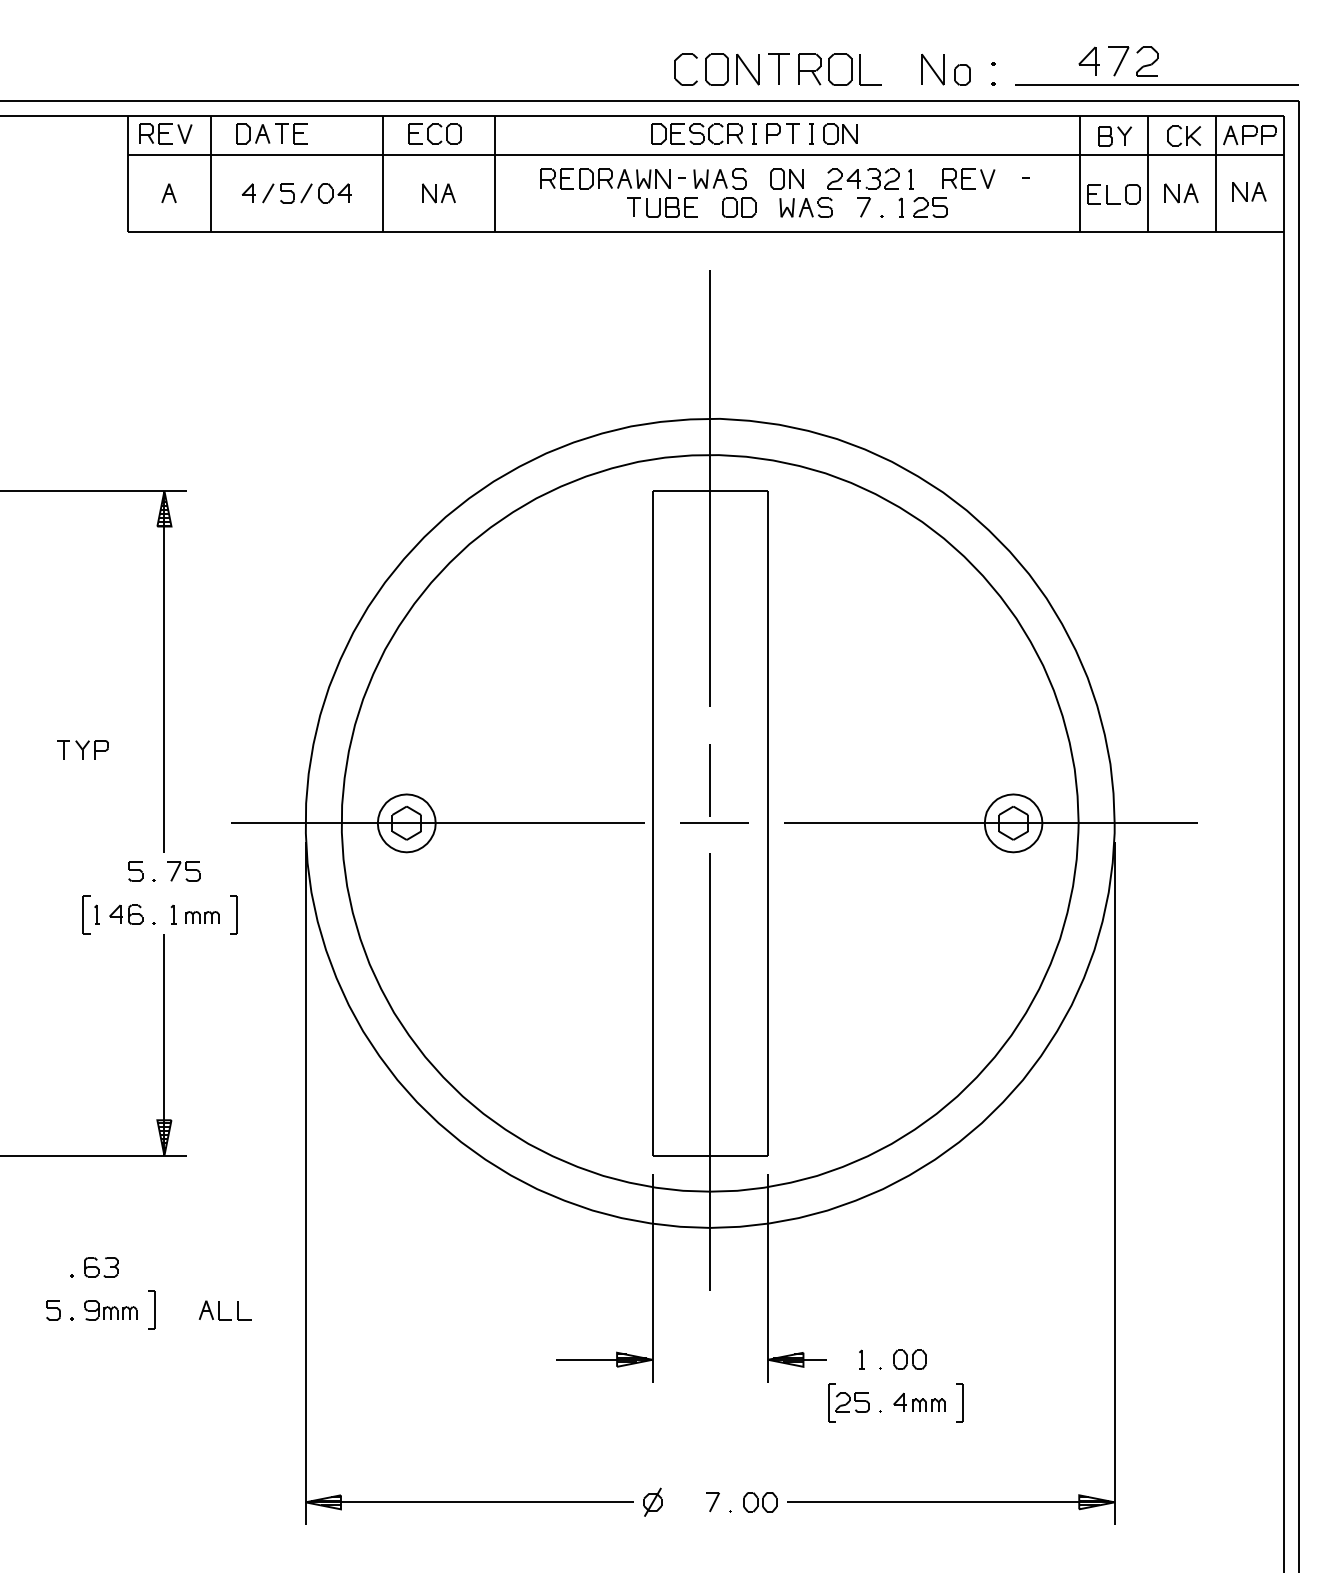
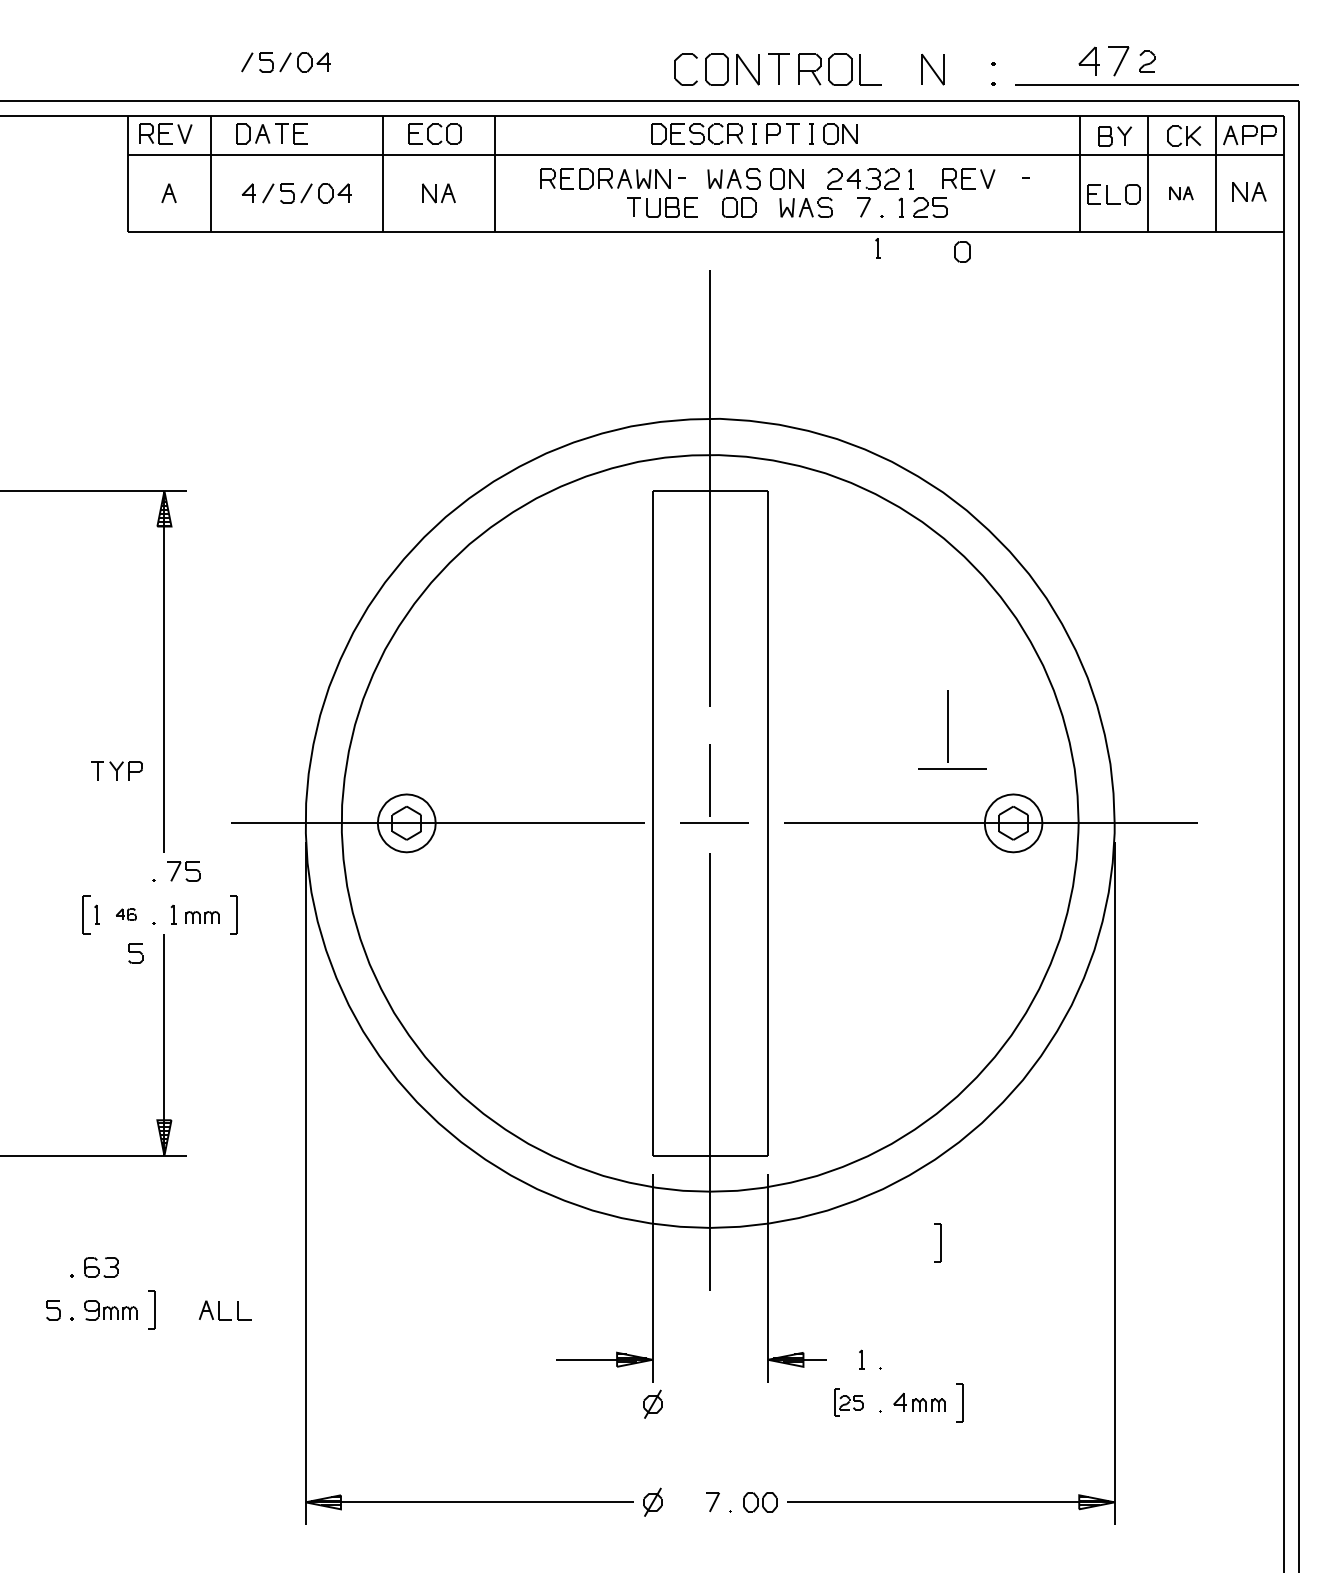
part size: 23x31 px -> 17x23 px (1147, 61)
part: none -> present (285, 62)
part position: (962, 74) -> (962, 251) (962, 251)
part position: (719, 178) -> (733, 178) (733, 178)
part size: 35x21 px -> 25x15 px (1181, 193)
part: none -> present (877, 248)
part: none -> present (952, 729)
part position: (82, 749) -> (116, 770) (116, 770)
part position: (135, 871) -> (135, 953) (135, 953)
part size: 35x21 px -> 21x13 px (126, 914)
part: none -> present (937, 1242)
part: present -> none (909, 1359)
part size: 42x40 px -> 30x29 px (848, 1402)
part: none -> present (652, 1403)
